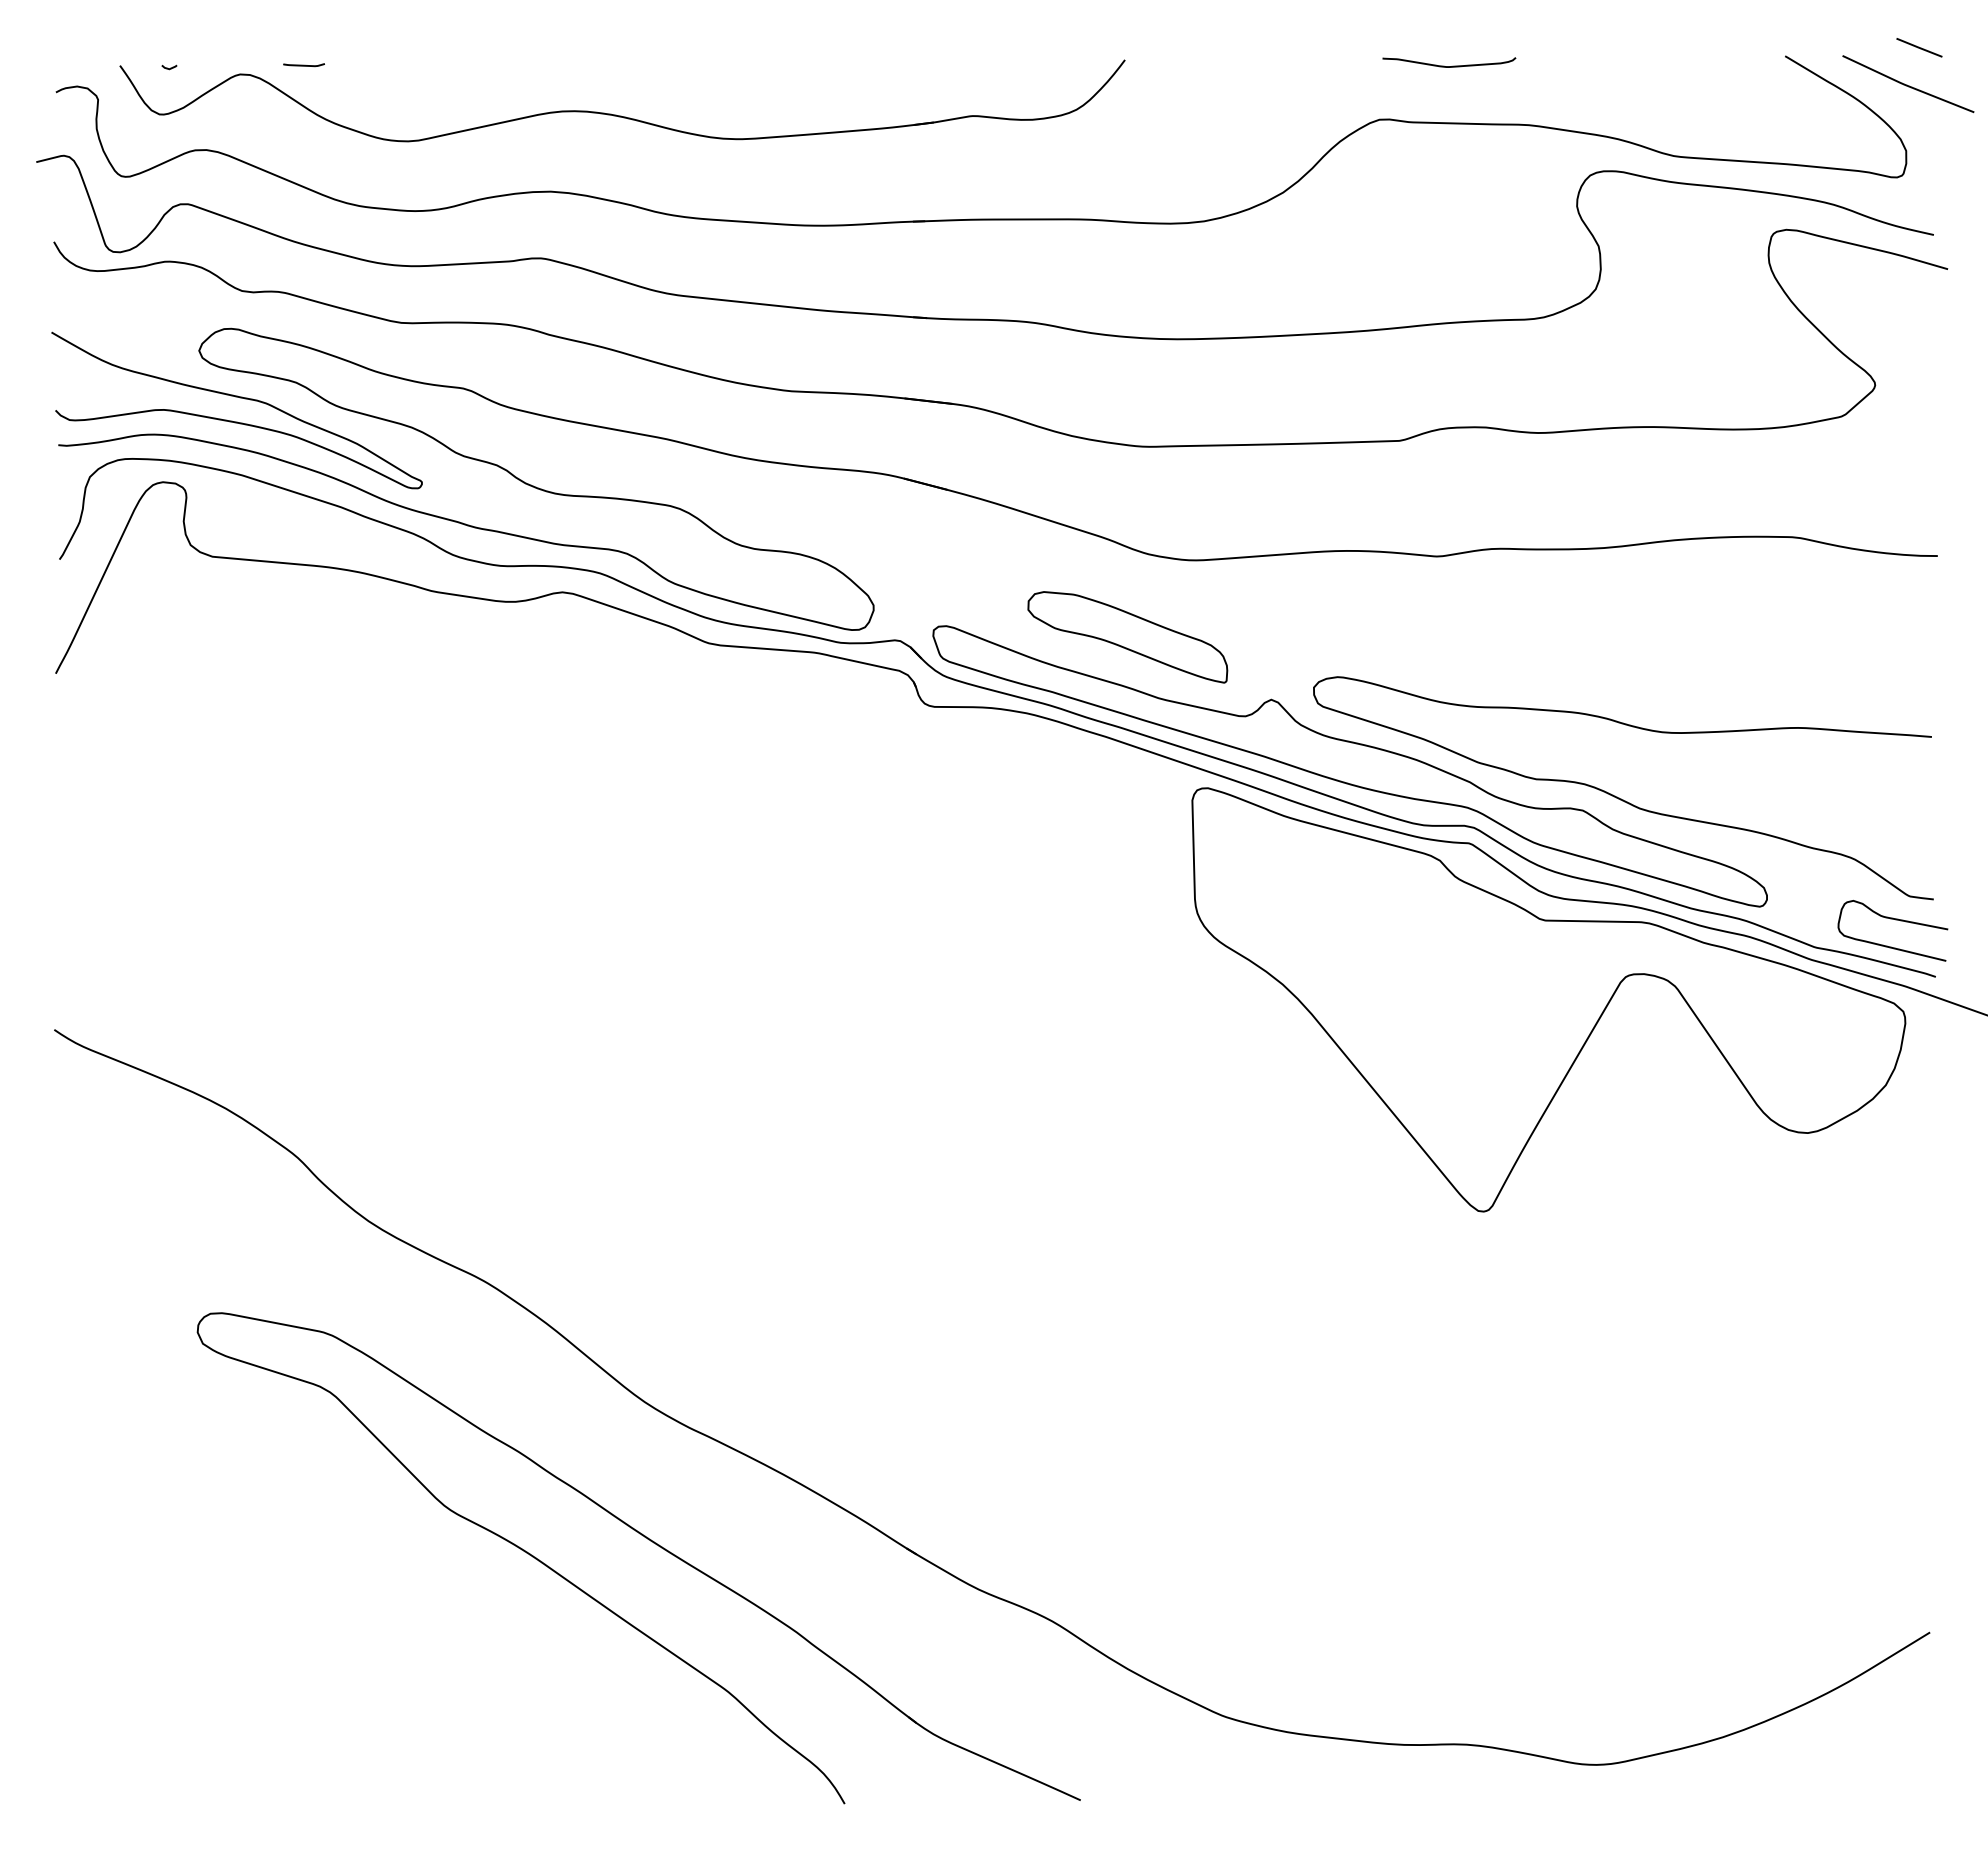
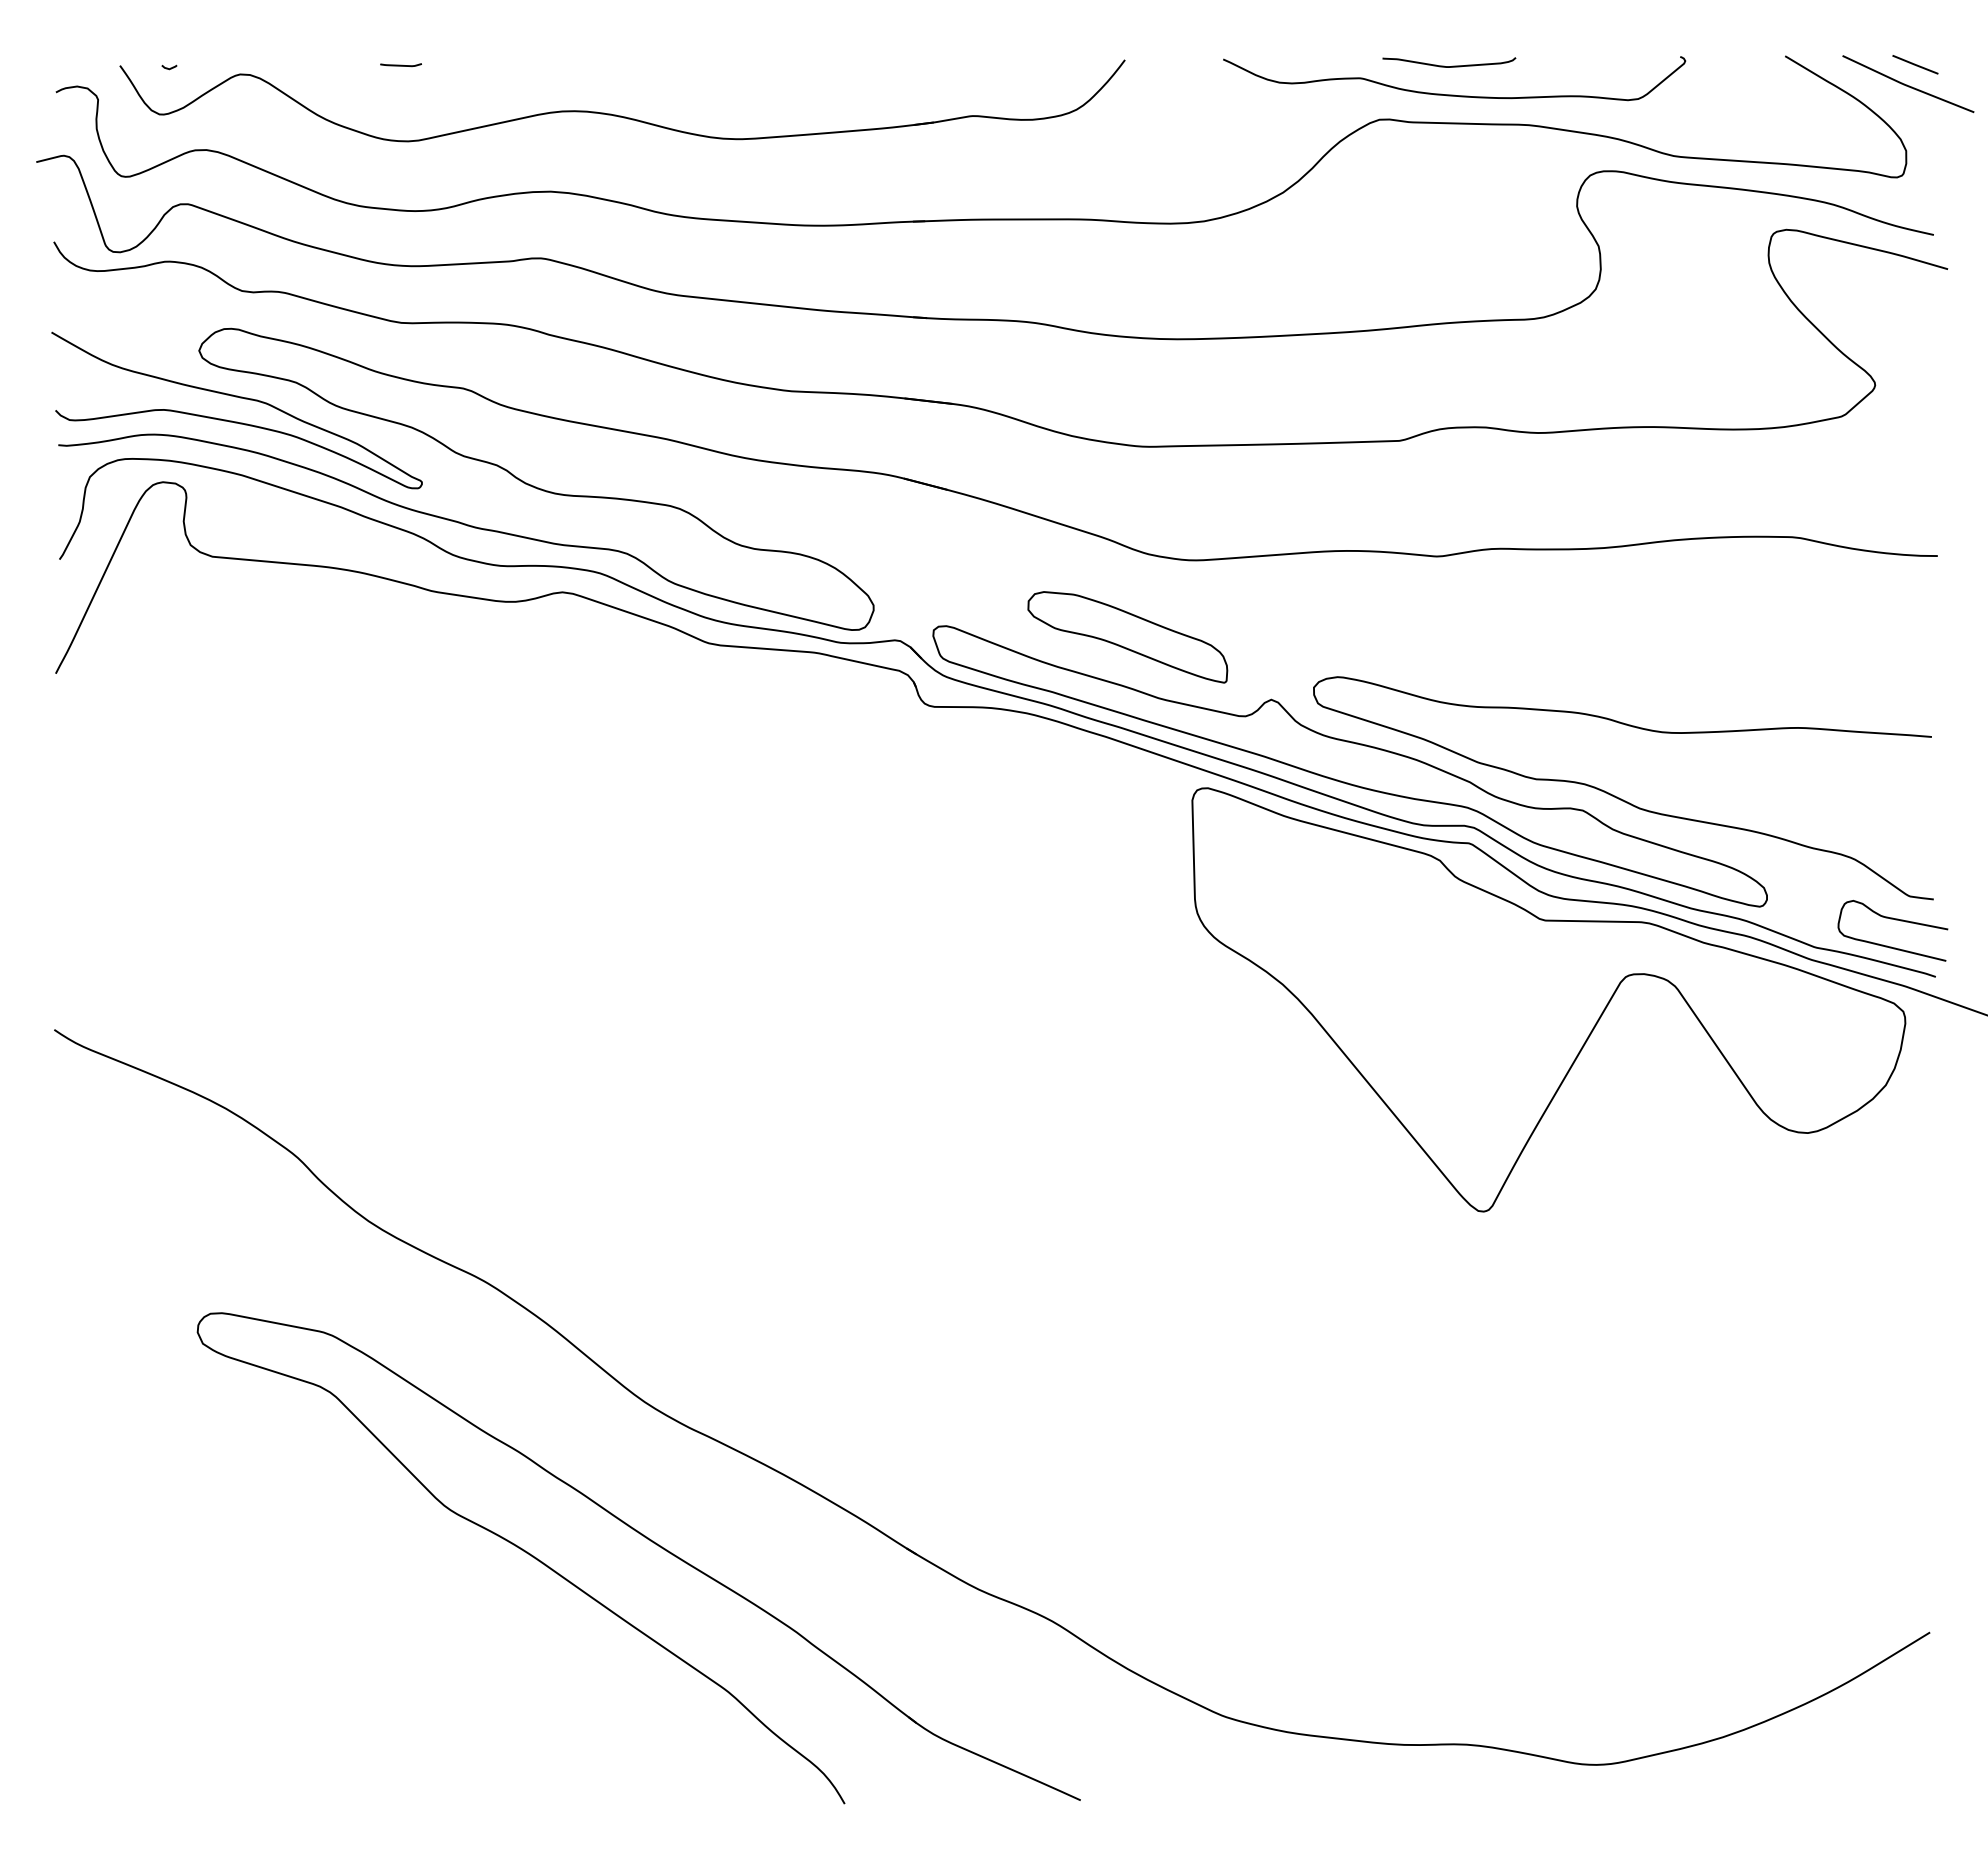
line position: (1919, 47) -> (1915, 64) (1915, 64)
curve position: (303, 65) -> (400, 65) (400, 65)
curve: none -> present (1454, 94)
